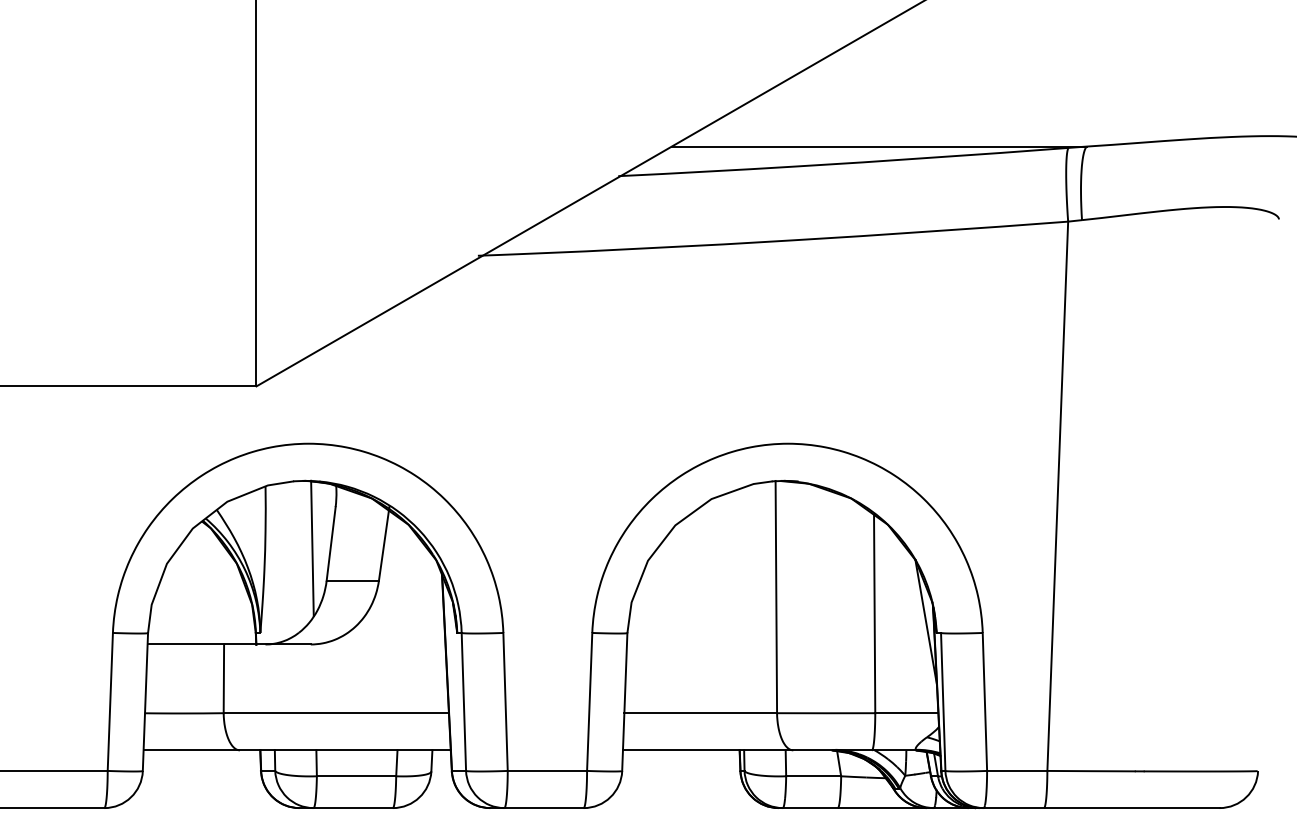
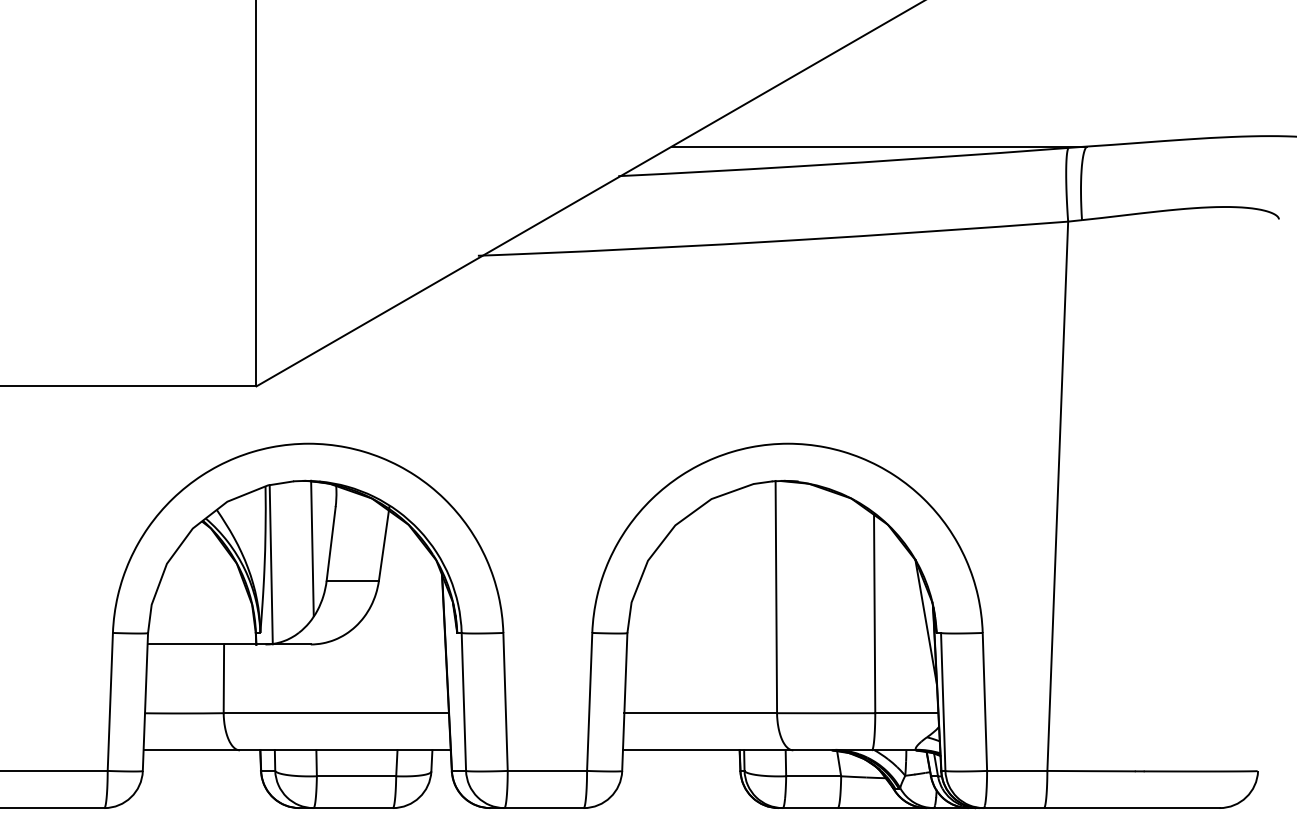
line: none -> present (270, 564)
